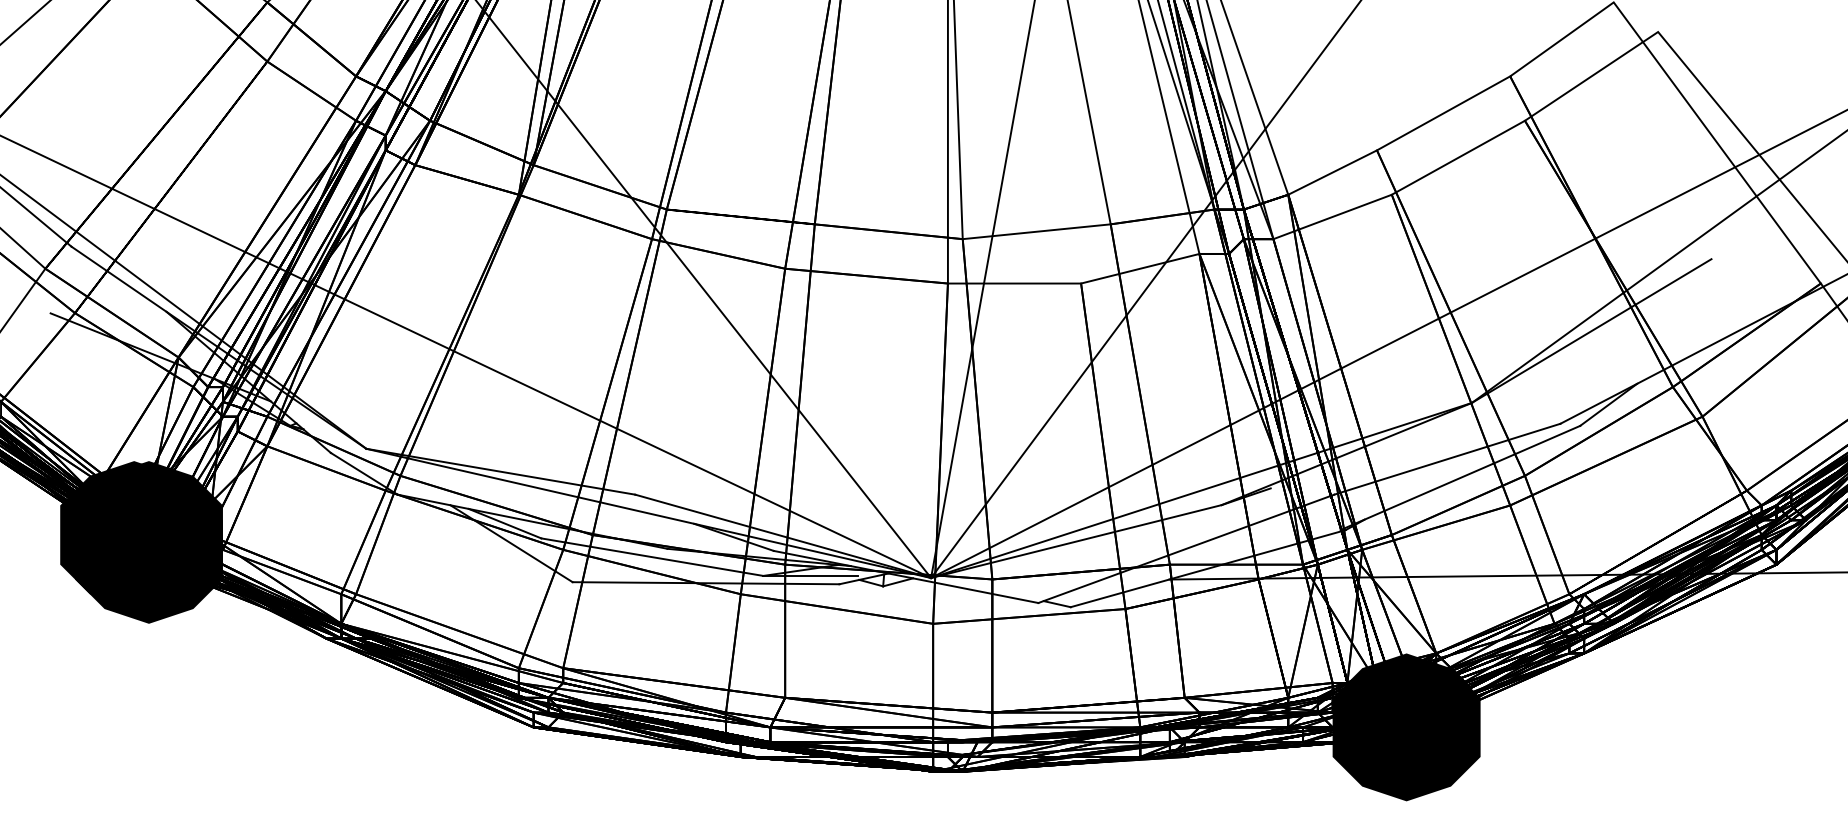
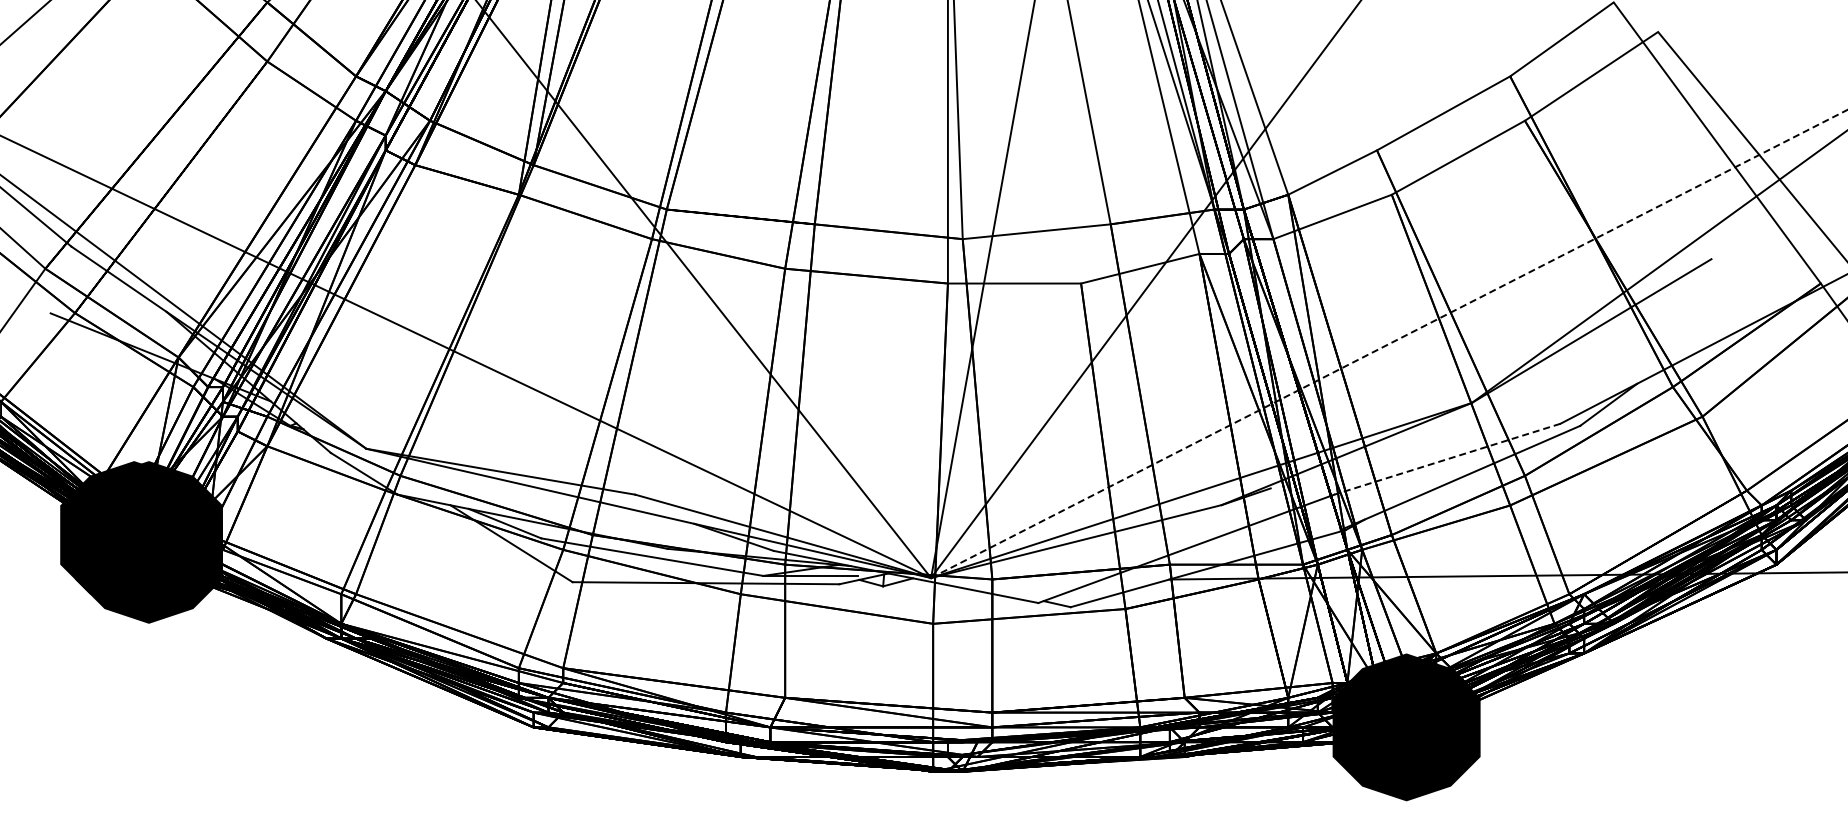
line: solid -> dashed (1389, 343)
line: solid -> dashed (1446, 459)
